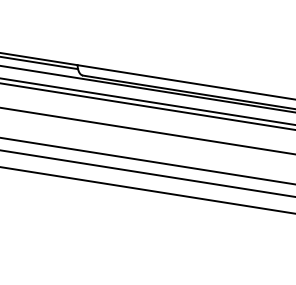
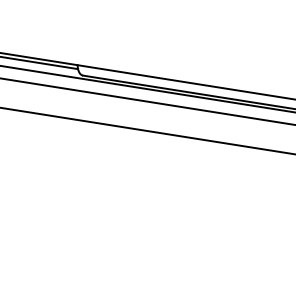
line: present -> none (147, 106)
line: present -> none (147, 160)
line: present -> none (147, 173)
line: present -> none (147, 190)
